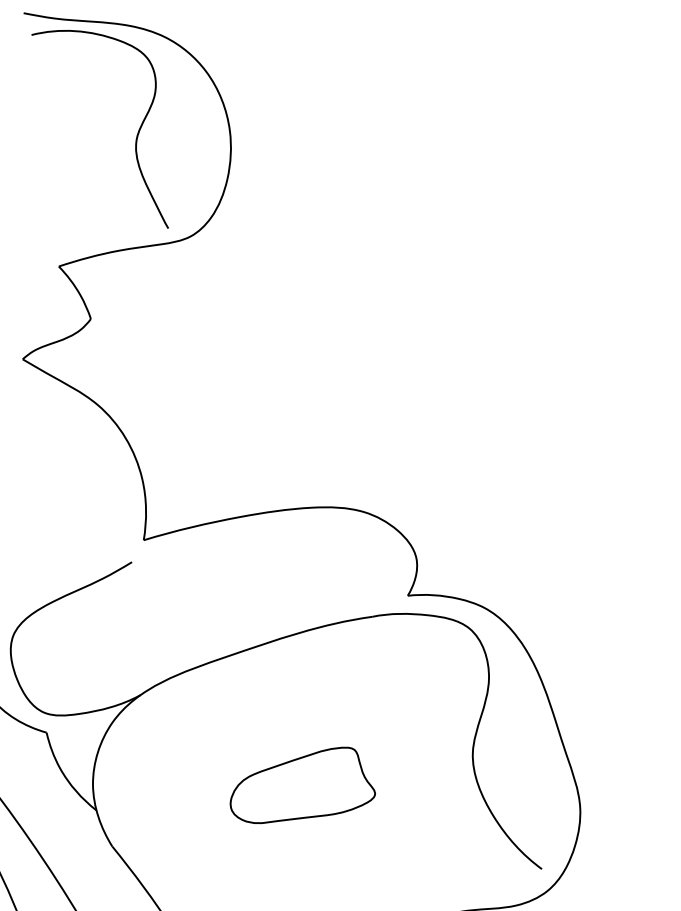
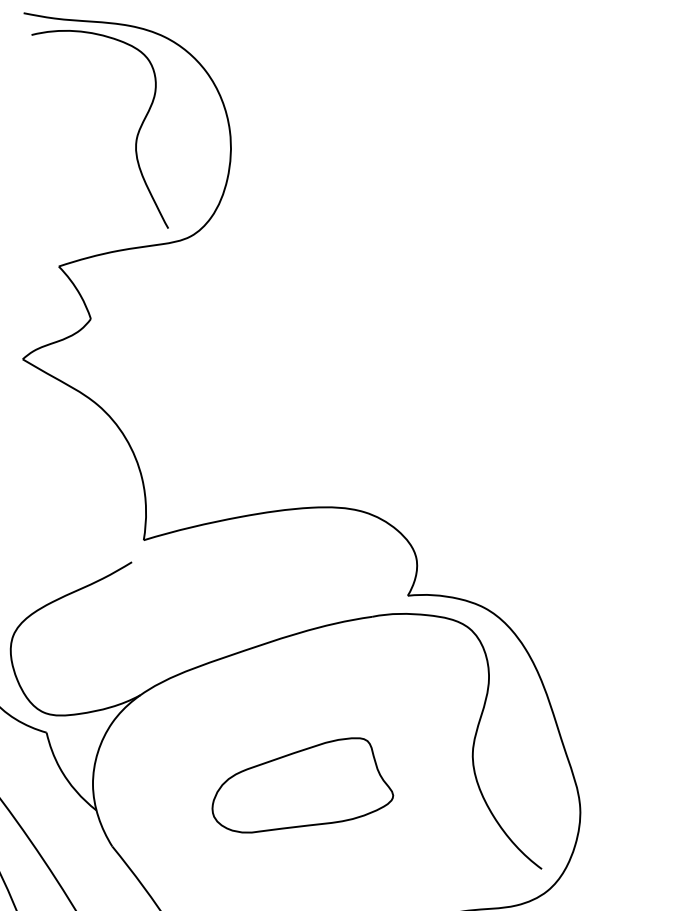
part size: 148x78 px -> 184x97 px (302, 785)
